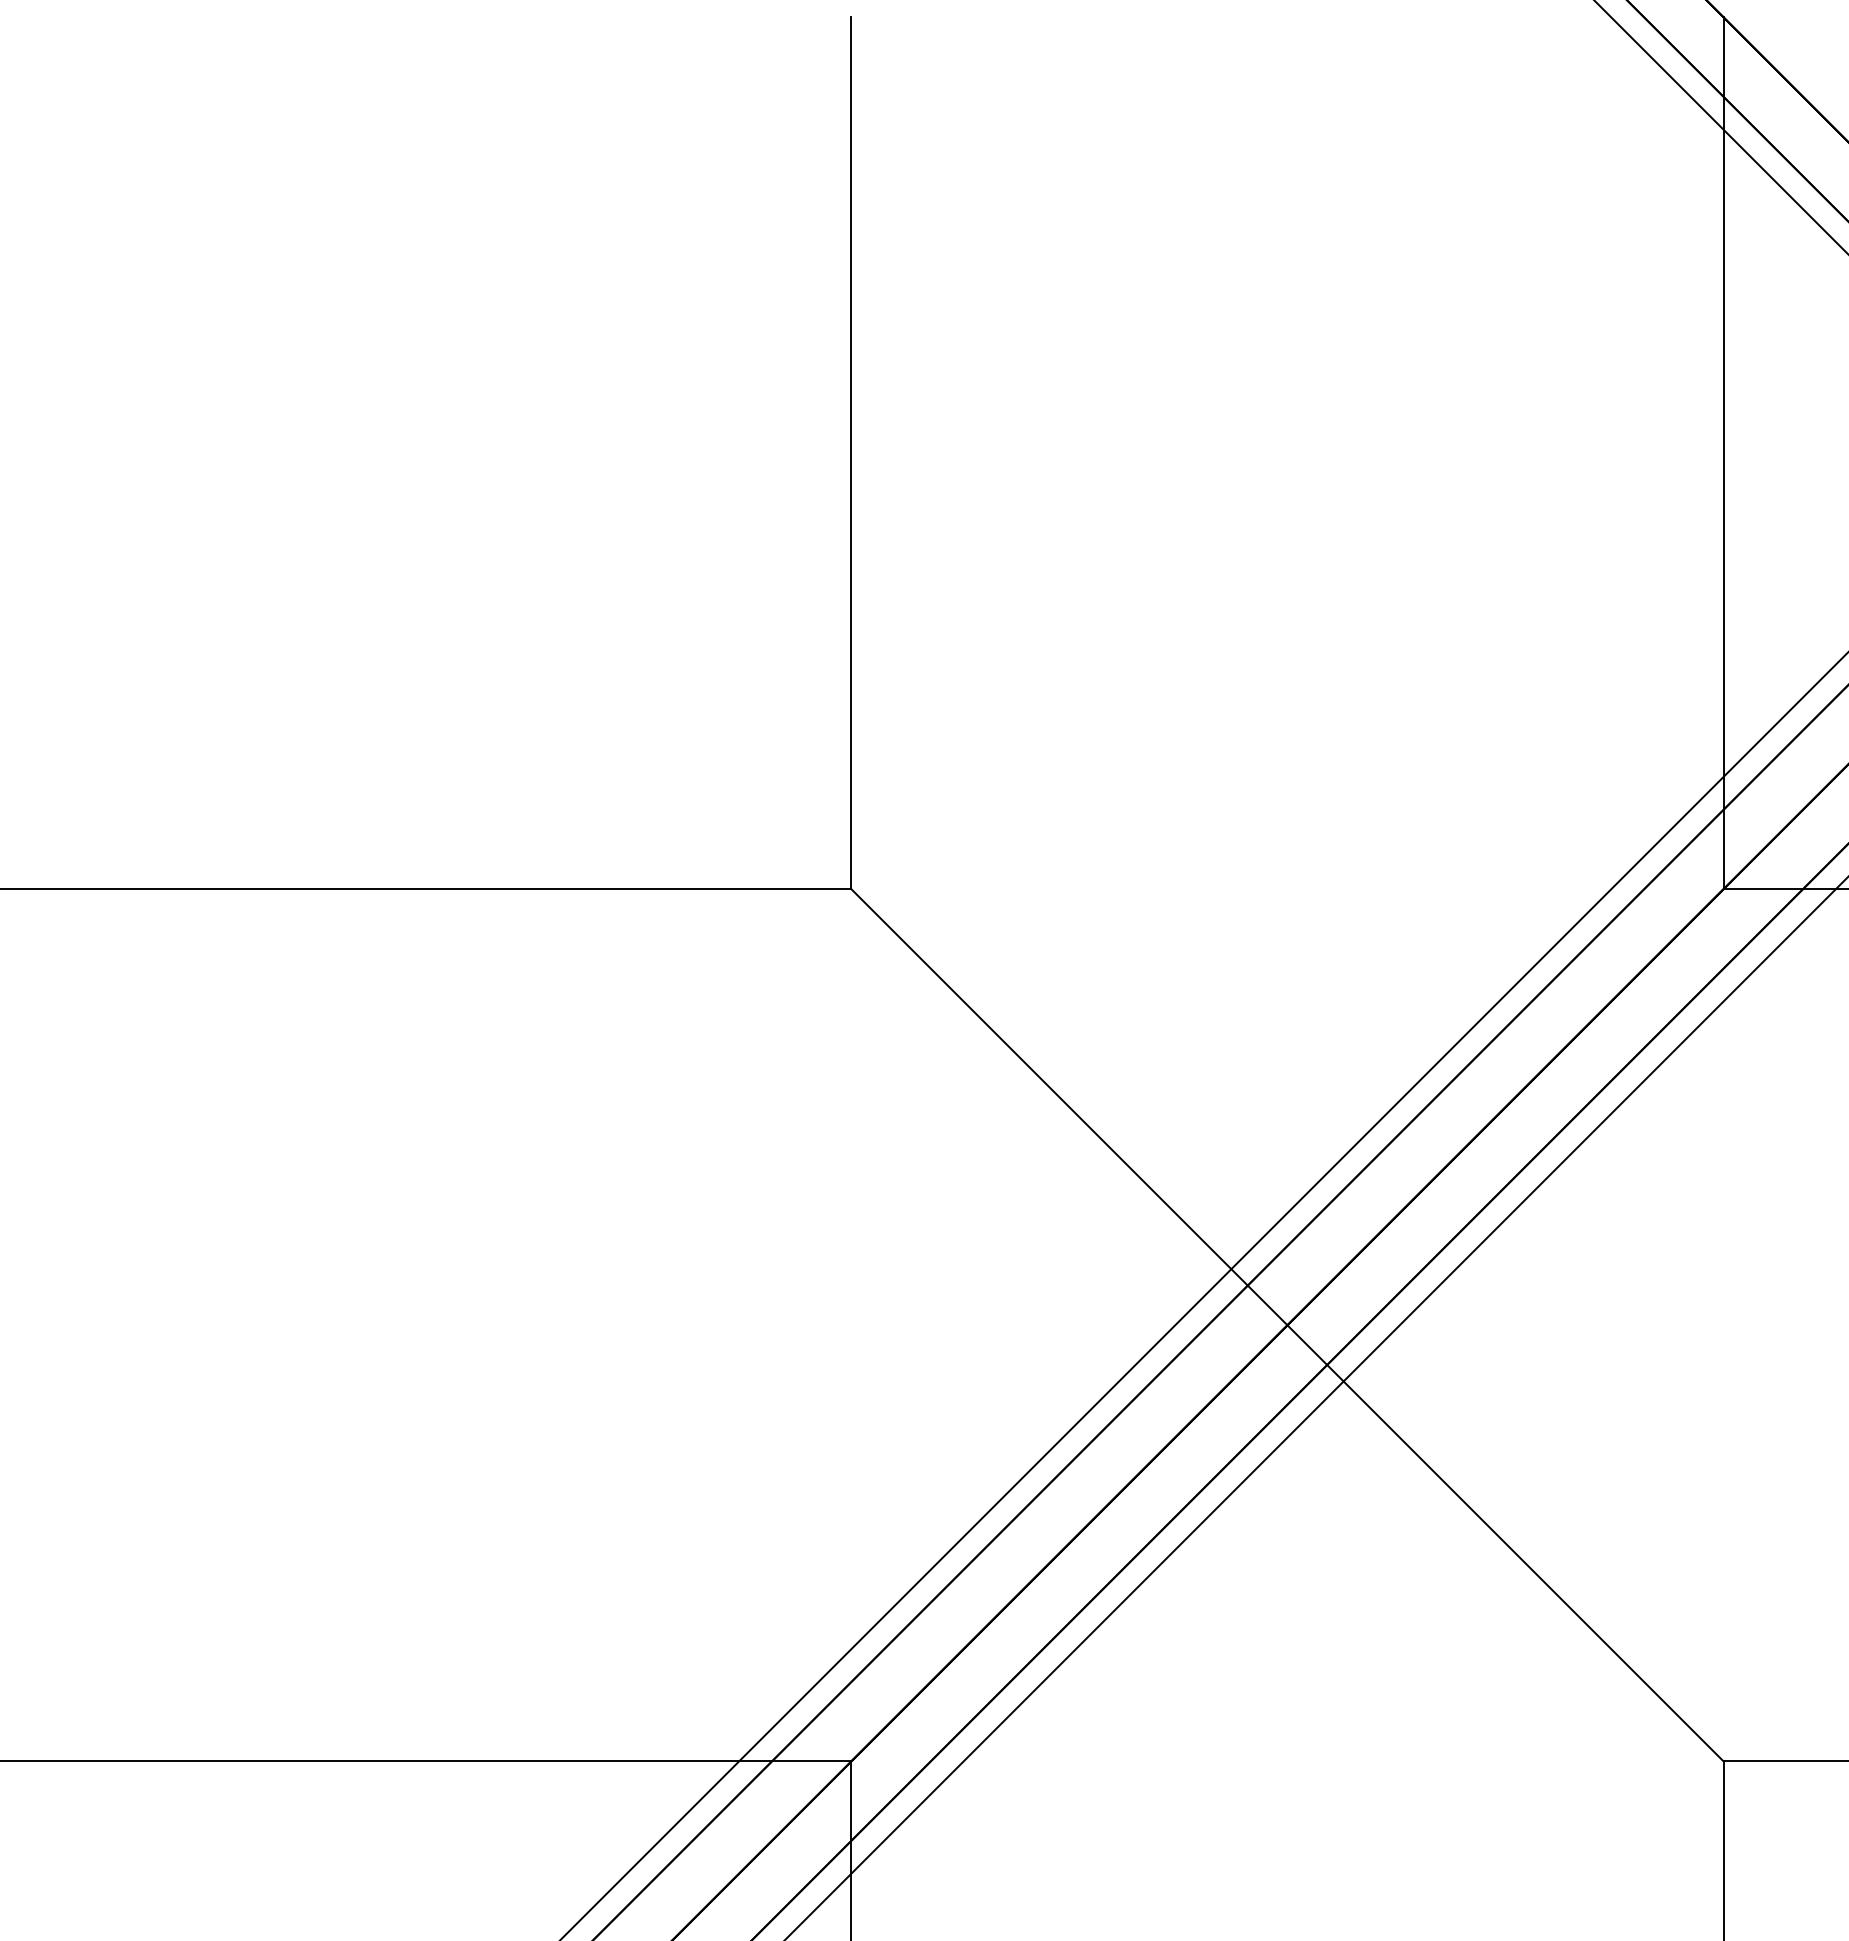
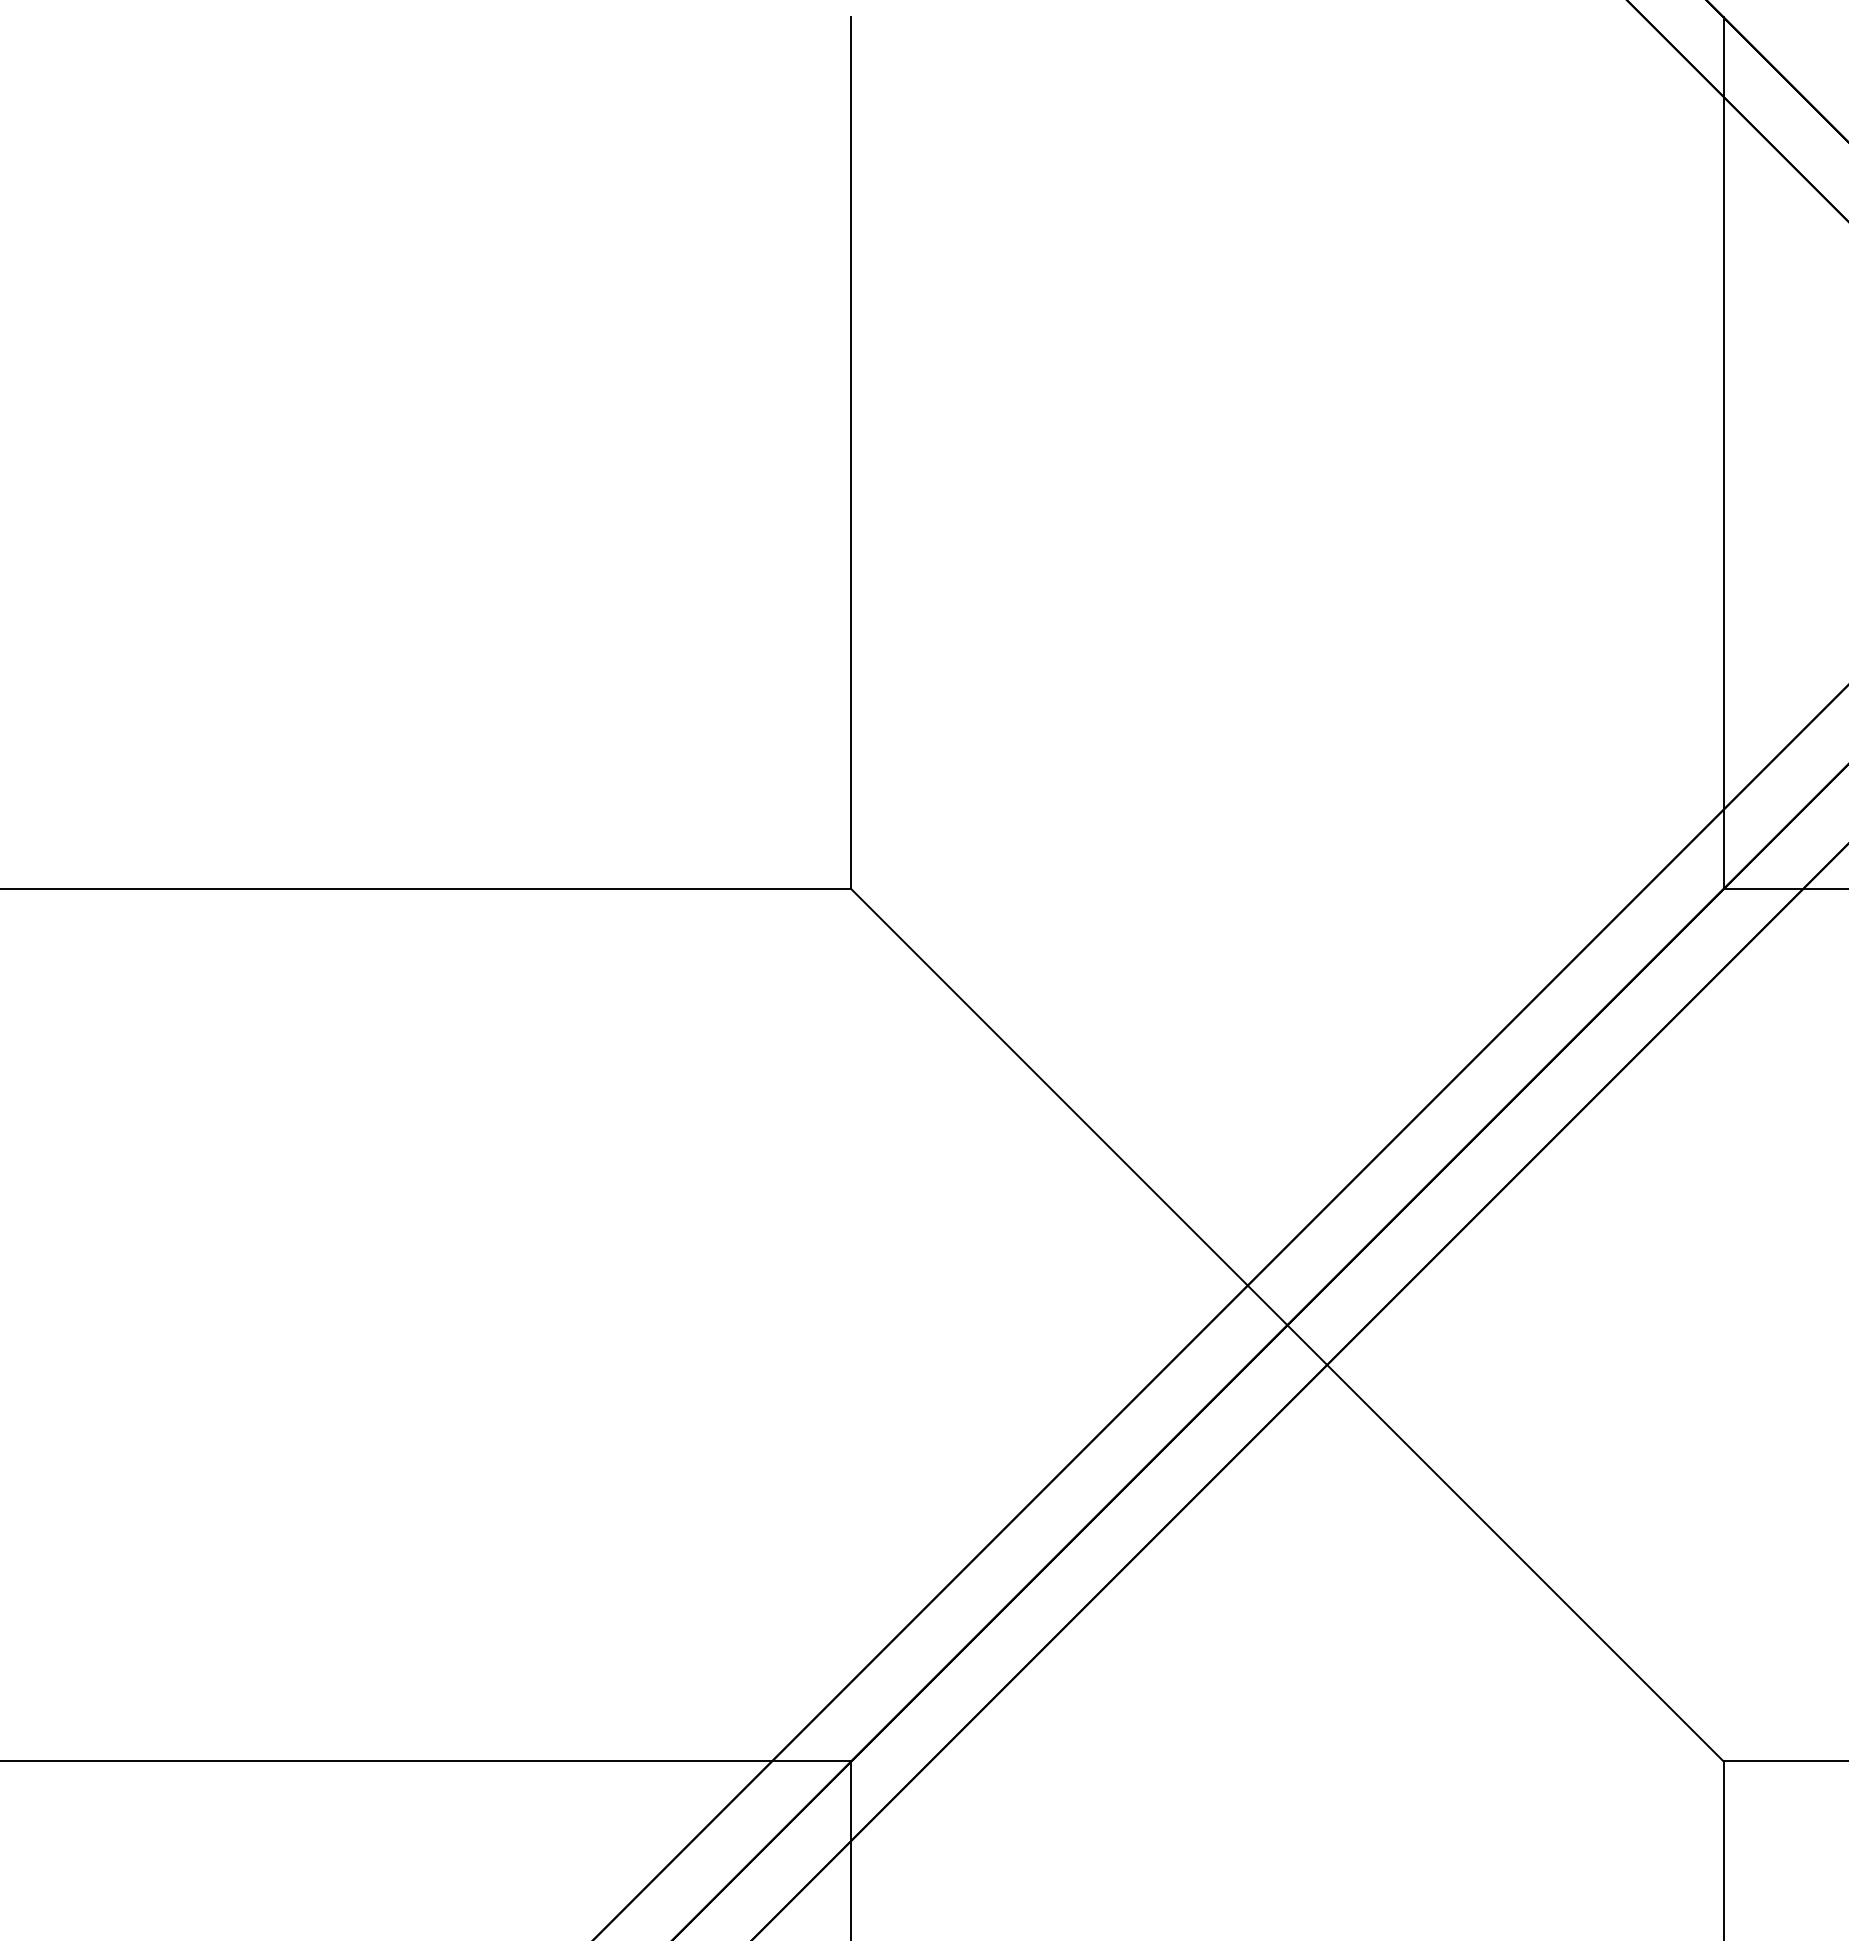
line: present -> none (1720, 127)
line: present -> none (1204, 1295)
line: present -> none (1316, 1408)
